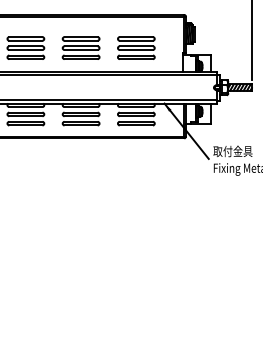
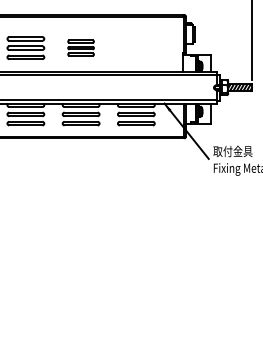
hatch: present -> none (189, 34)
part size: 40x24 px -> 28x18 px (80, 47)
part: present -> none (136, 47)
